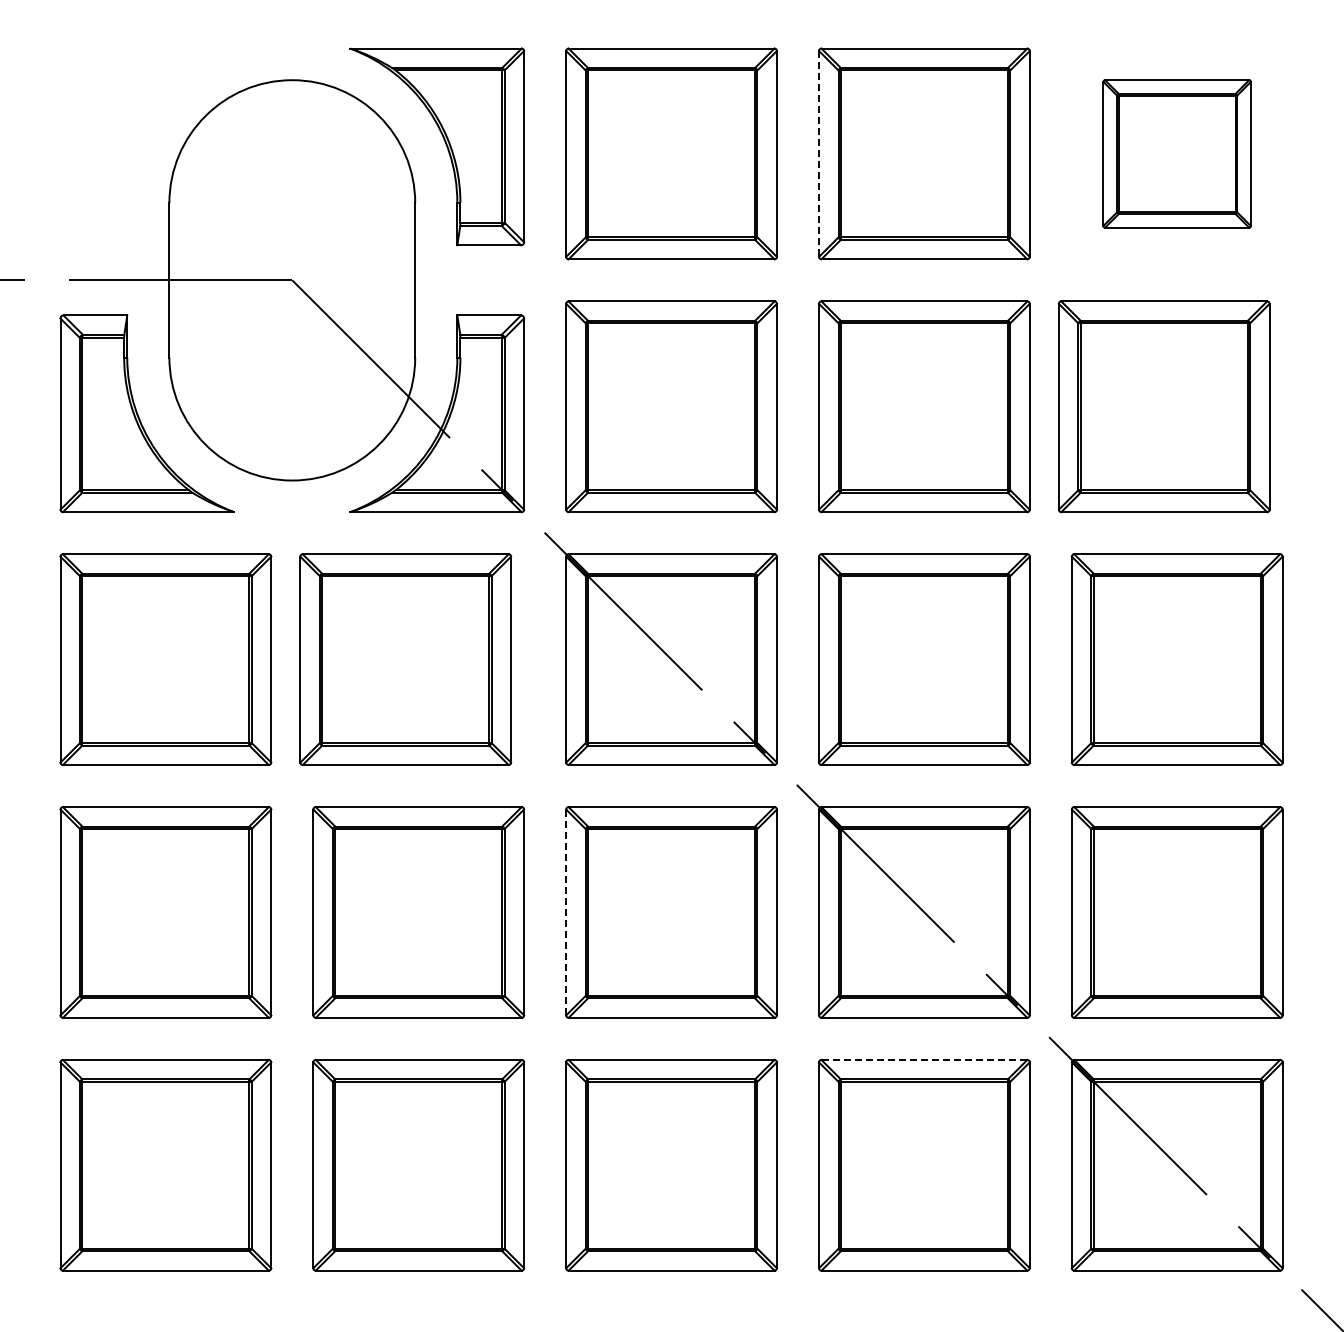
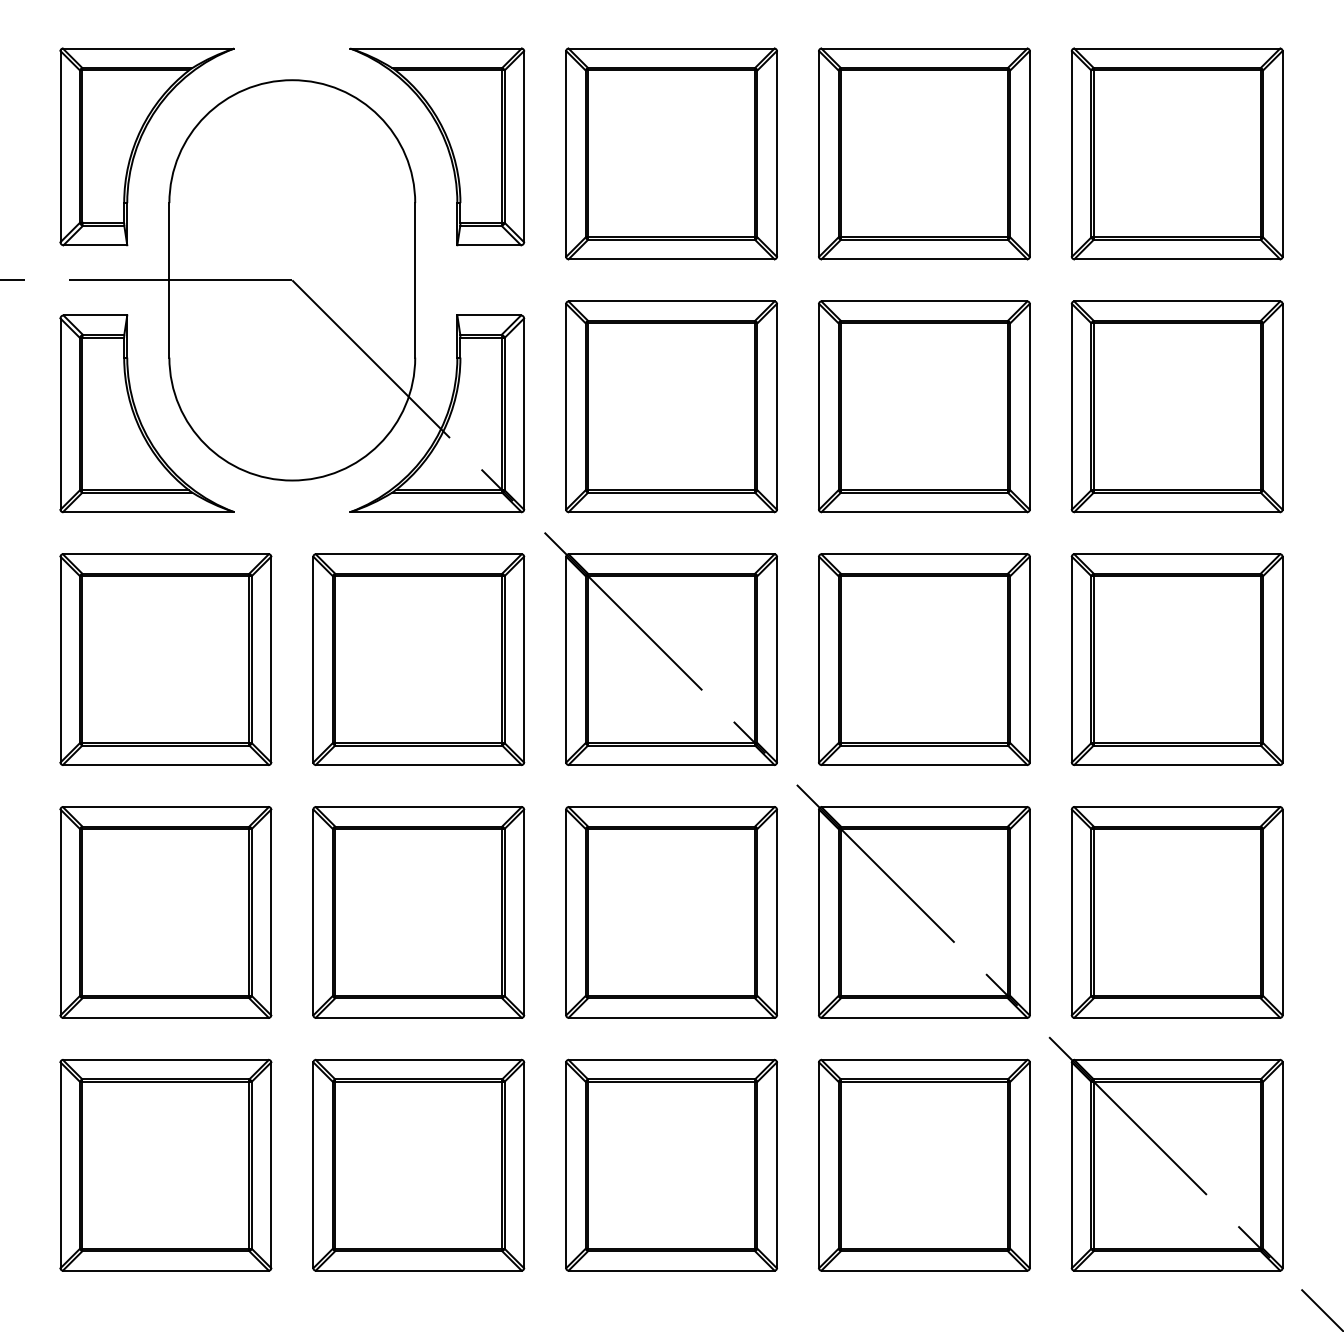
part: none -> present (139, 143)
line: dashed -> solid (819, 153)
part size: 150x150 px -> 214x214 px (1176, 153)
part position: (1163, 406) -> (1176, 406) (1176, 406)
part position: (405, 659) -> (418, 659) (418, 659)
line: dashed -> solid (566, 912)
line: dashed -> solid (924, 1059)
